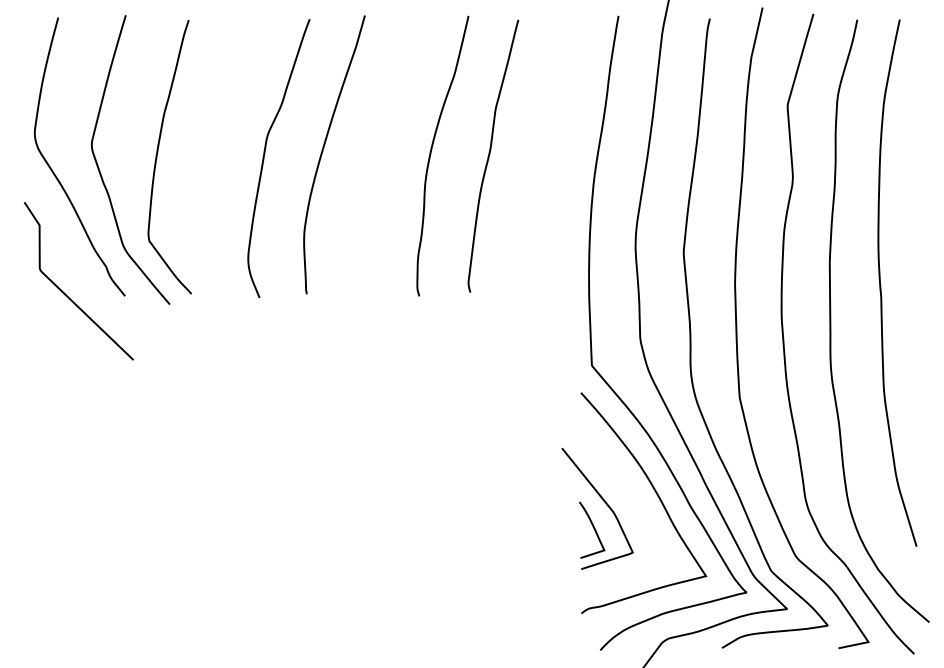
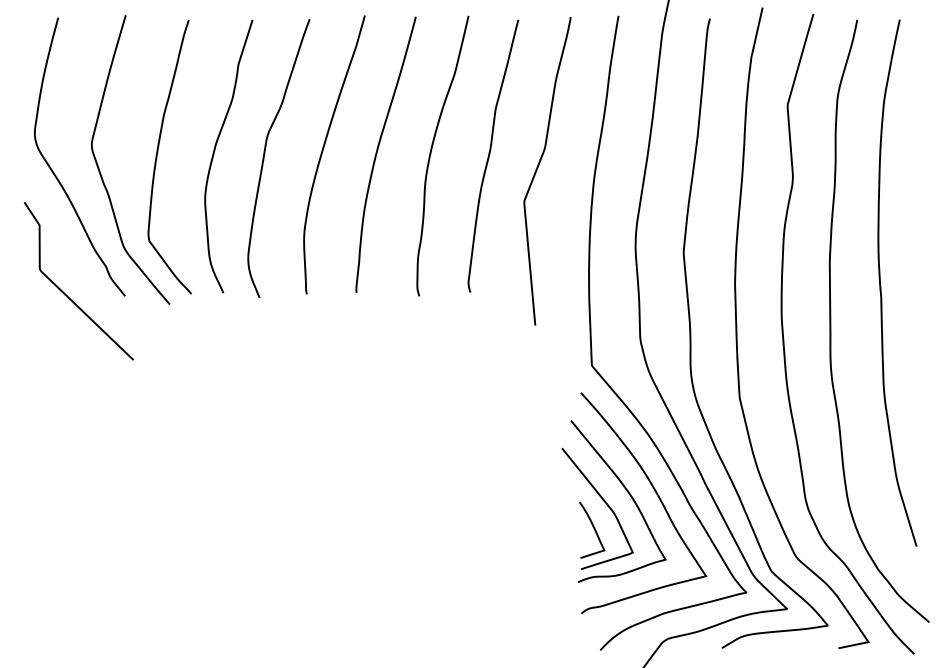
curve: none -> present (214, 154)
curve: none -> present (377, 154)
curve: none -> present (538, 168)
curve: none -> present (628, 494)
